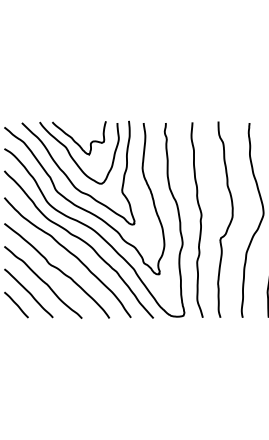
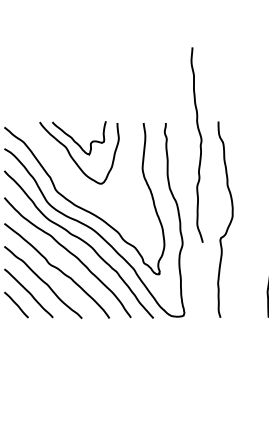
curve: present -> none (70, 179)
curve position: (199, 220) -> (199, 145) (199, 145)
curve: present -> none (258, 224)
